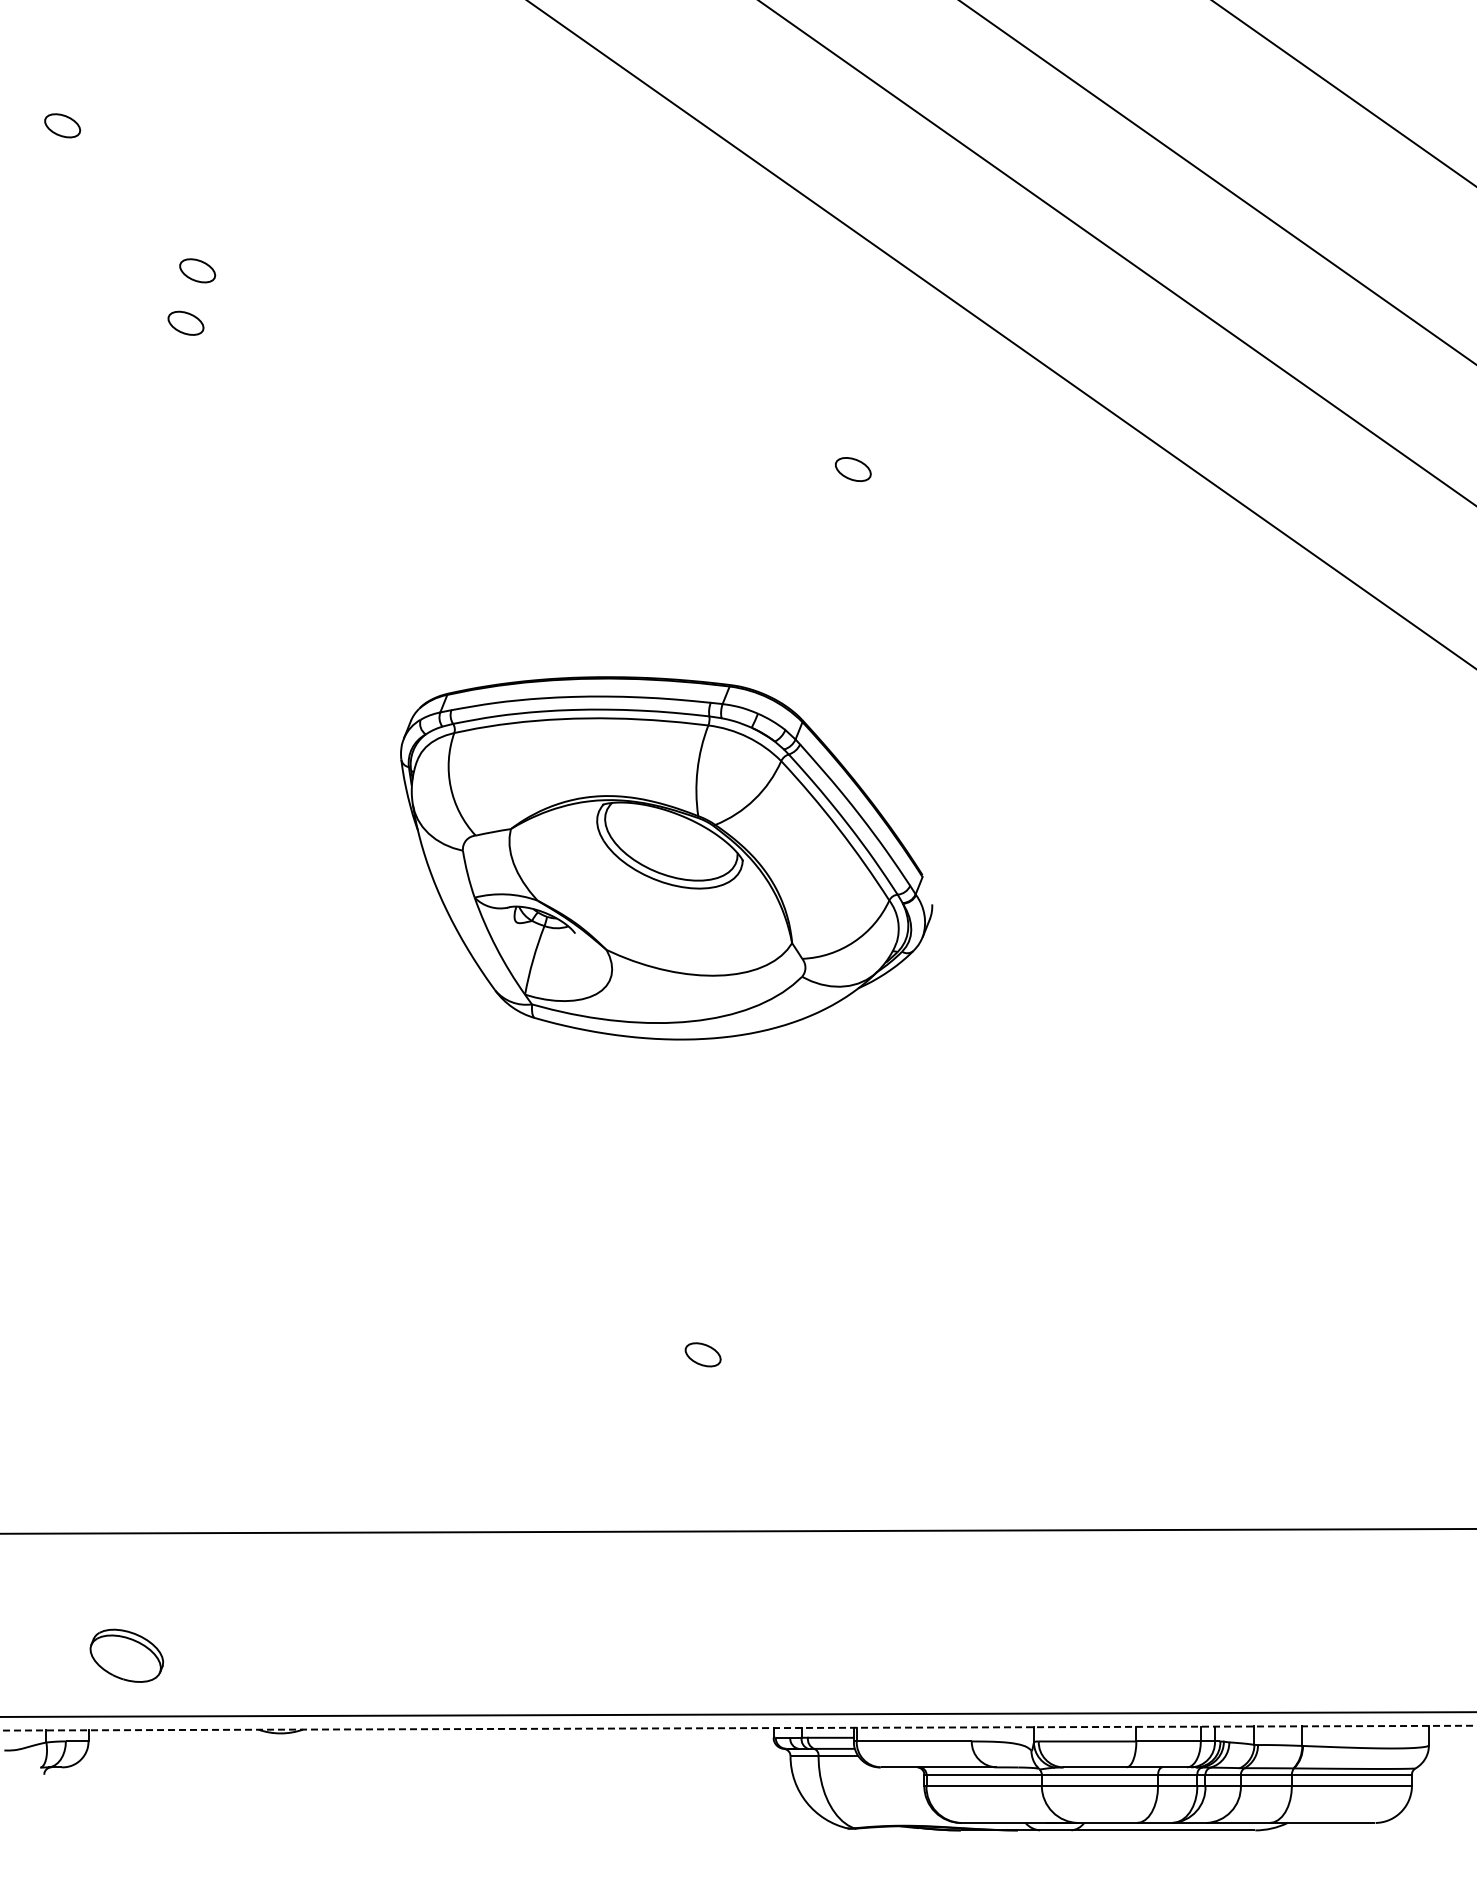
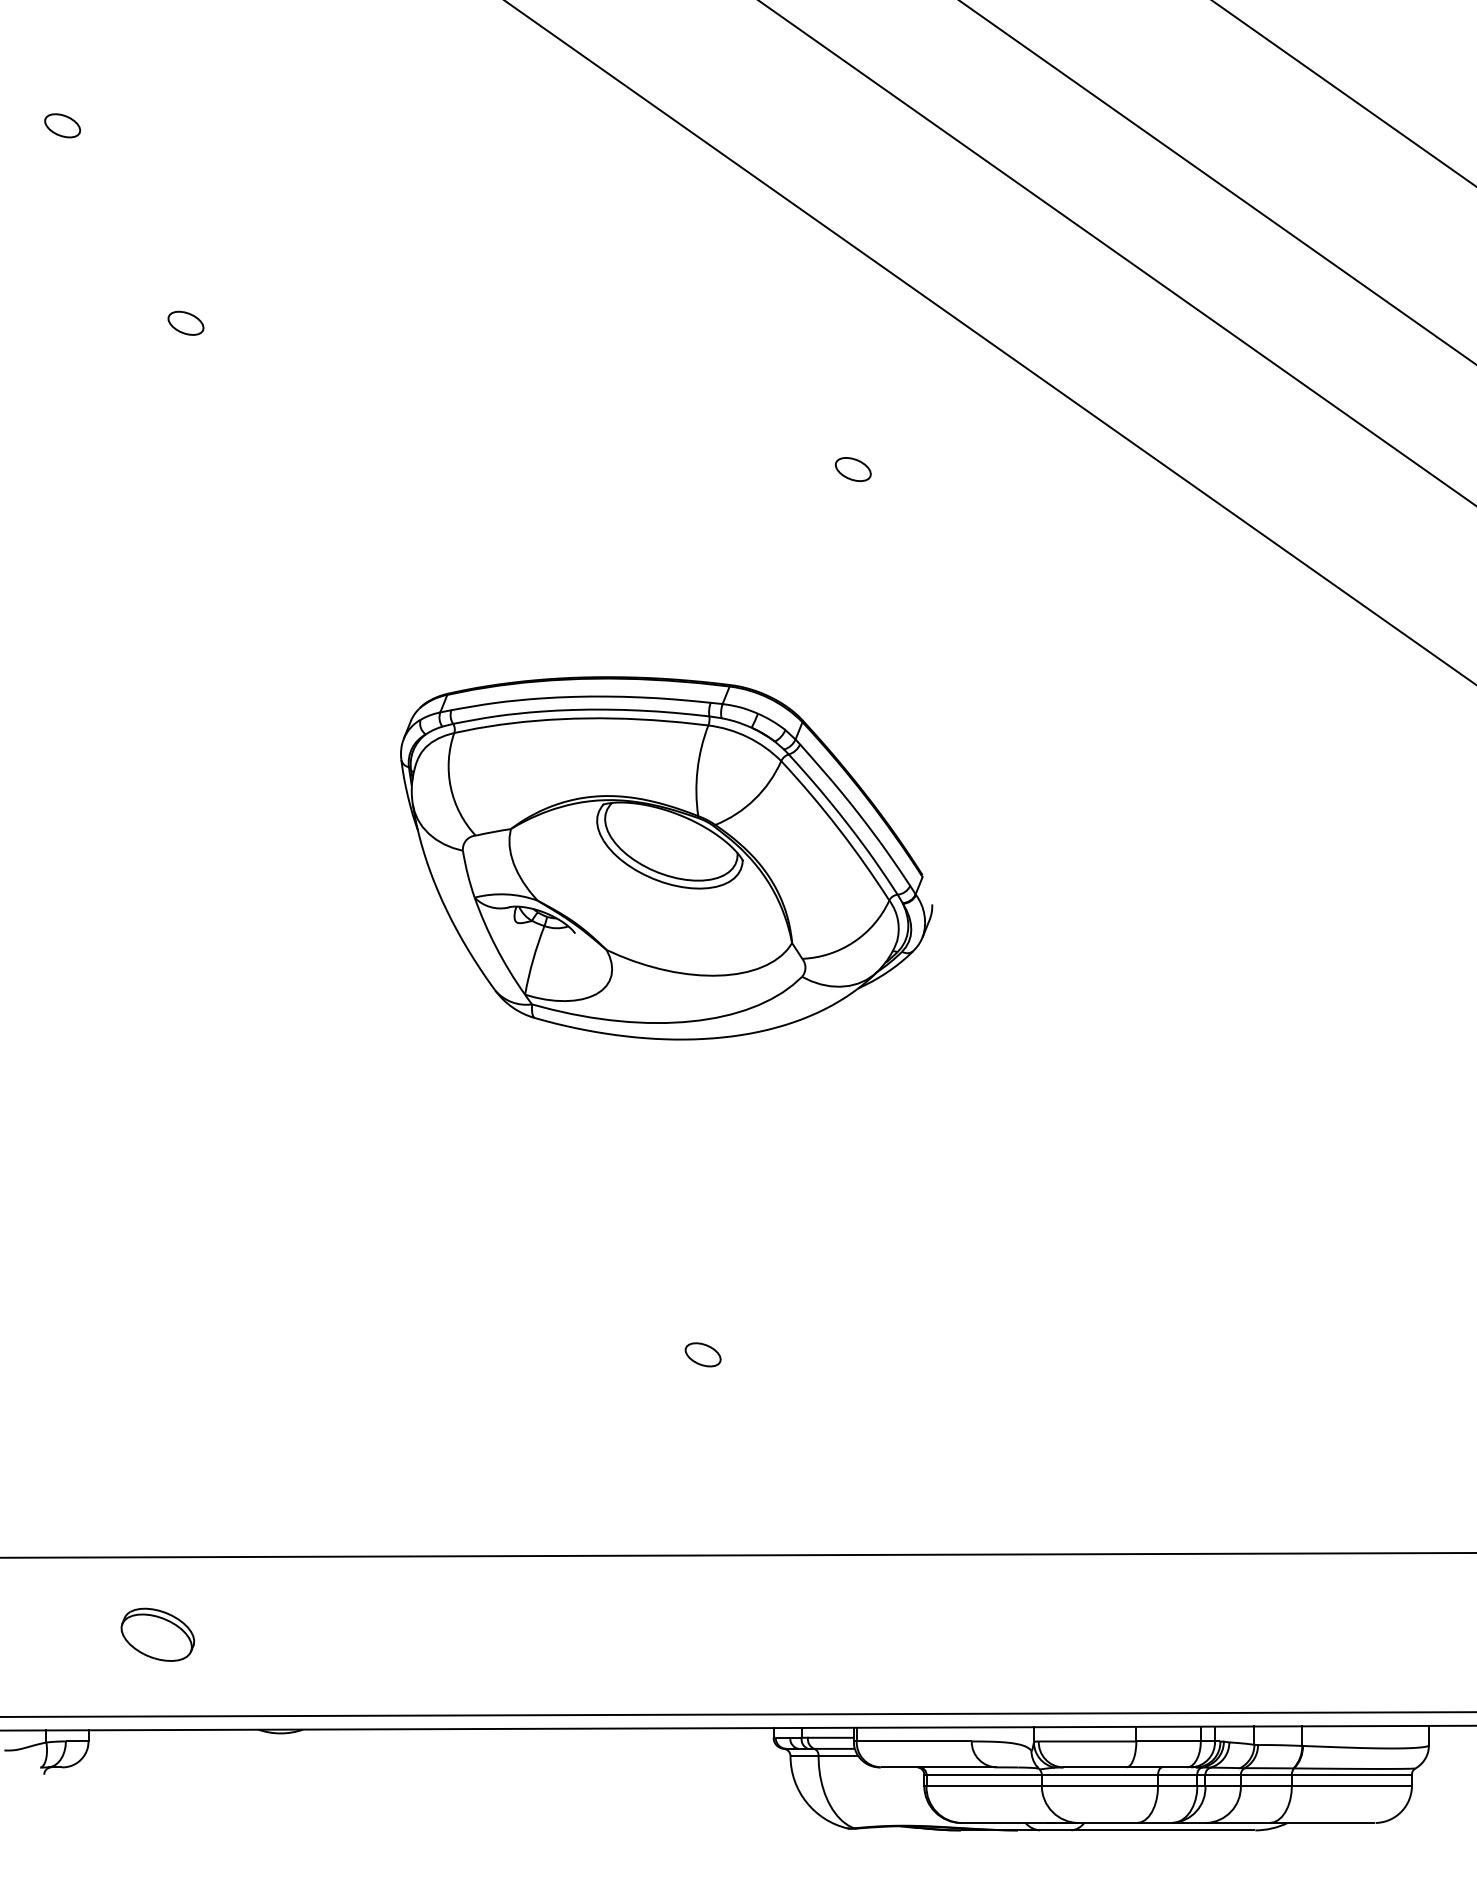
part: present -> none (197, 270)
line position: (1001, 334) -> (990, 342) (990, 342)
line position: (737, 1530) -> (737, 1554) (737, 1554)
part position: (126, 1655) -> (157, 1634) (157, 1634)
line: dashed -> solid (738, 1728)
